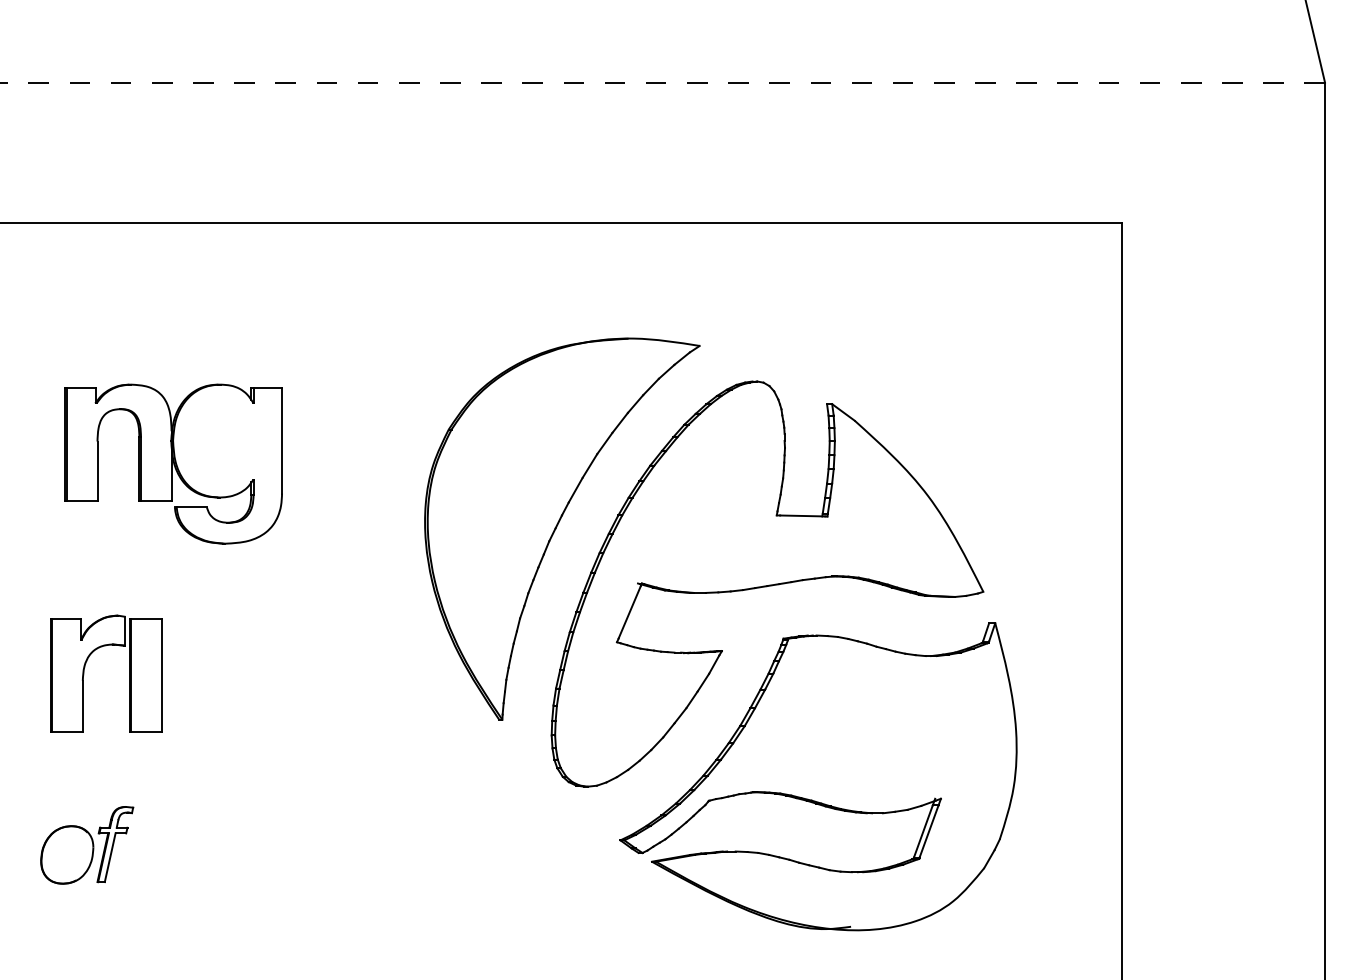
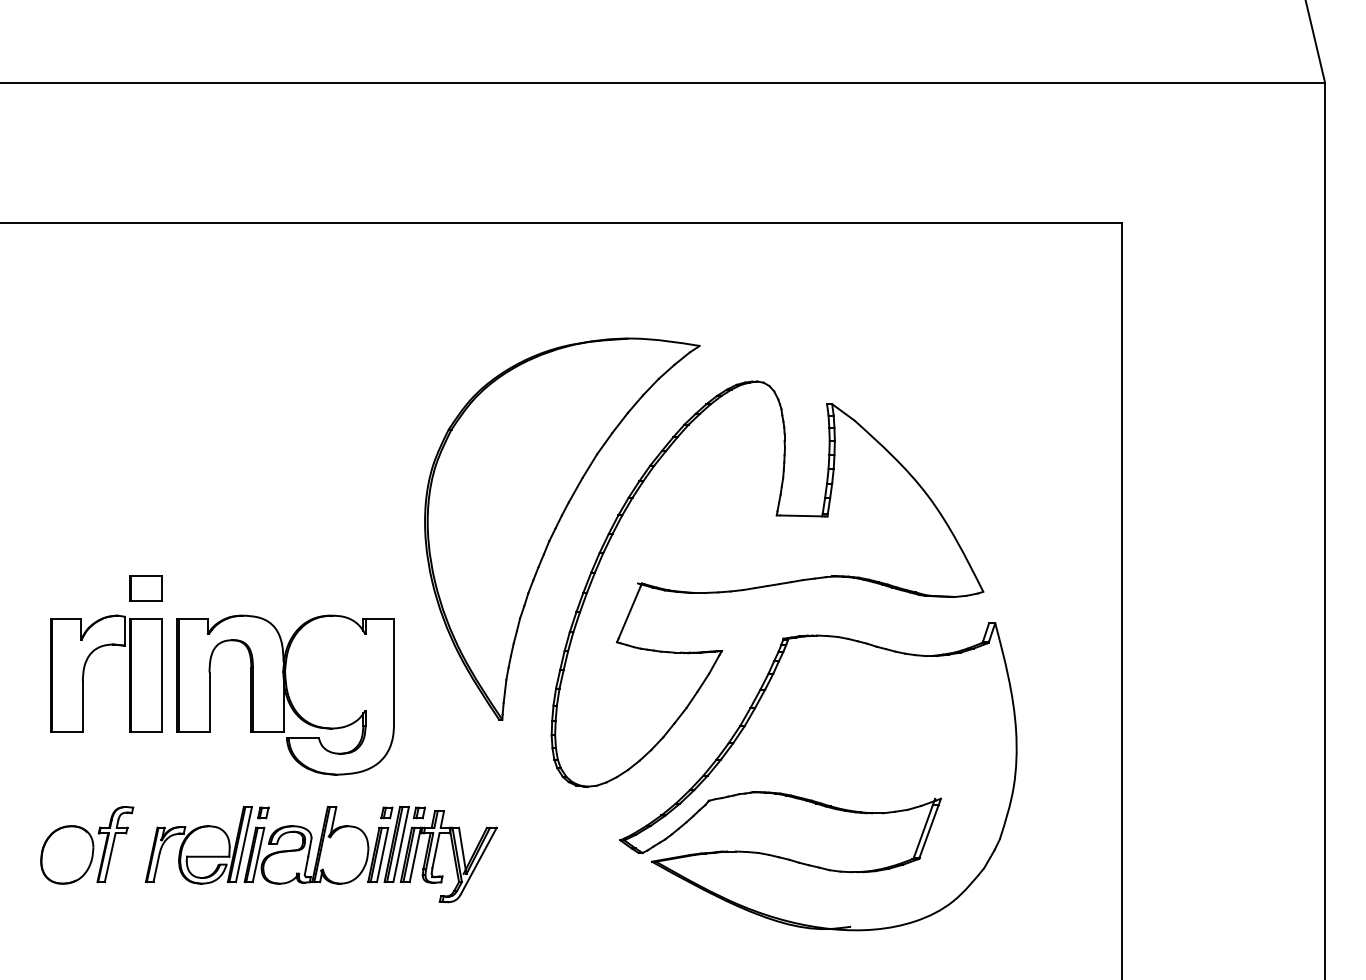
line: dashed -> solid (662, 82)
part position: (173, 463) -> (285, 694) (285, 694)
part: none -> present (145, 588)
part: none -> present (320, 854)
